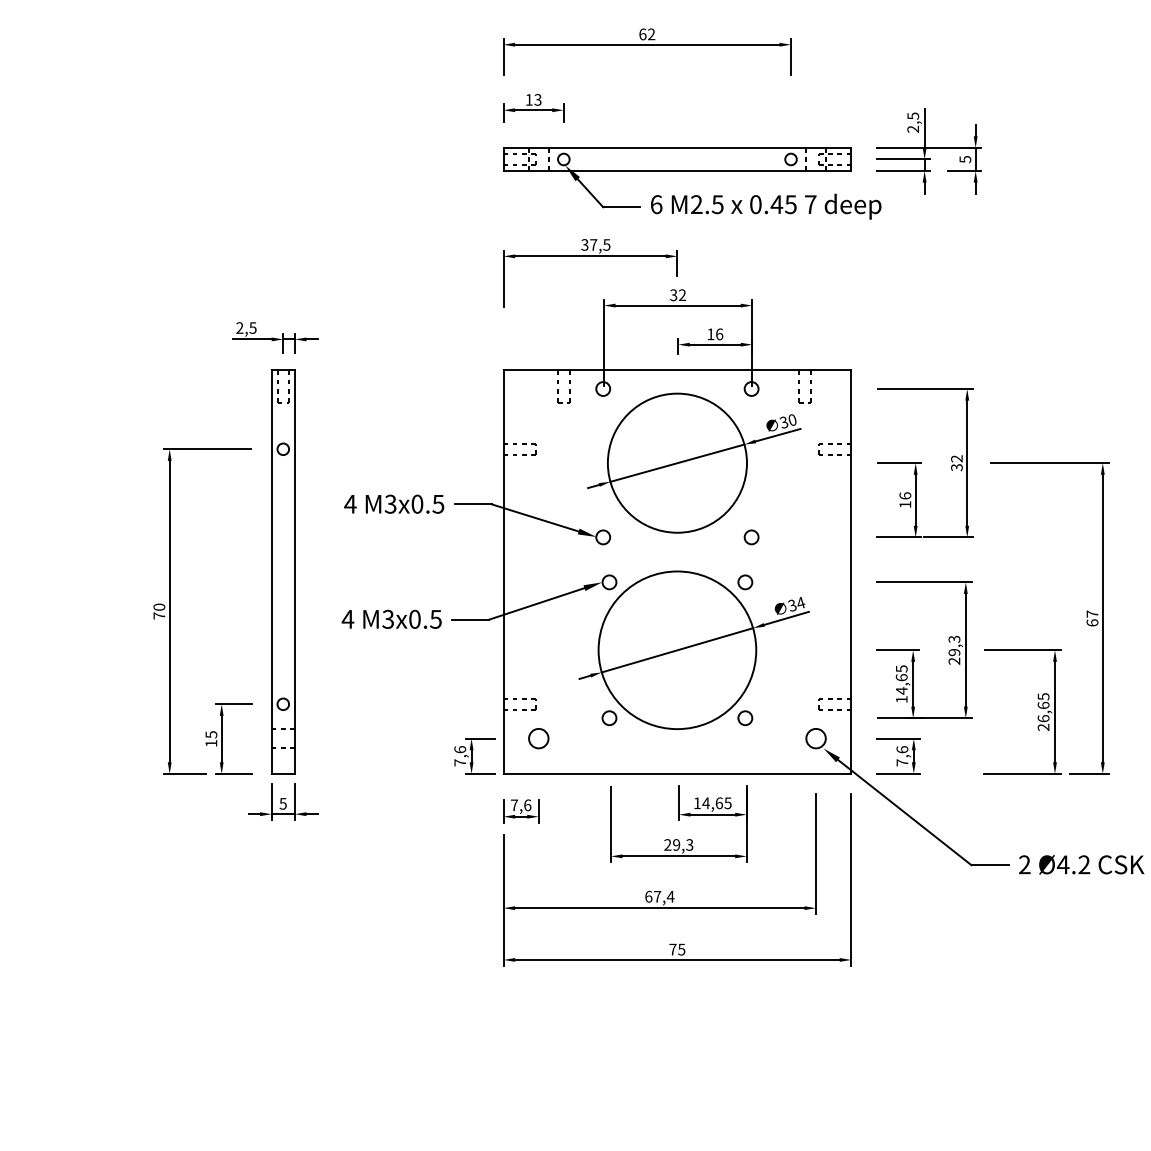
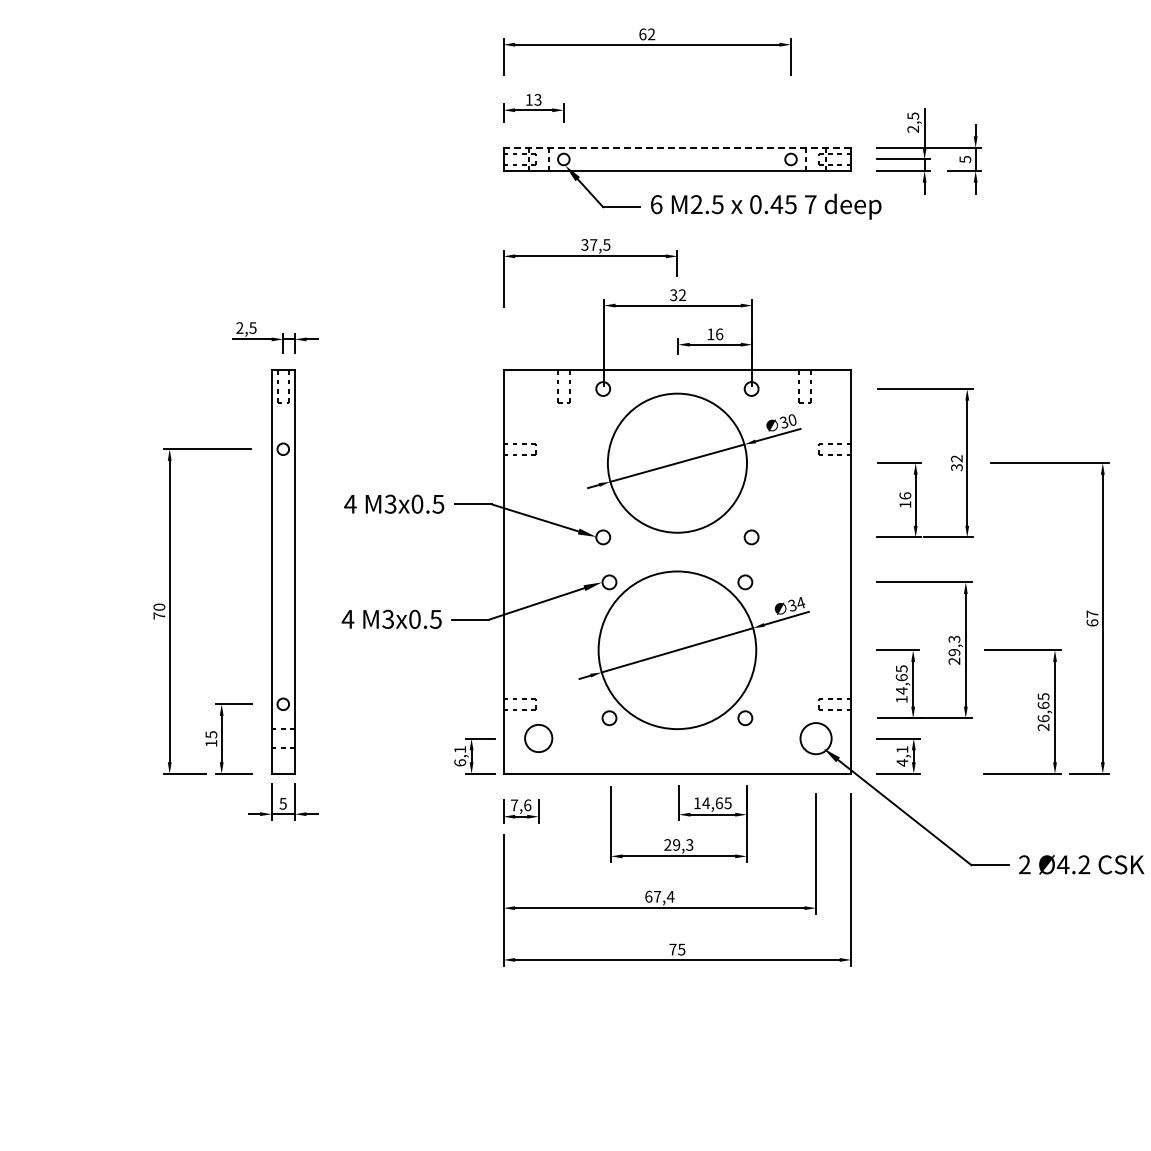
line: solid -> dashed (677, 147)
circle size: 22x22 px -> 30x29 px (538, 738)
circle diameter: 19 px -> 31 px (815, 738)
text: 7,6 -> 6,1 (460, 756)
text: 7,6 -> 4,1 (902, 756)
